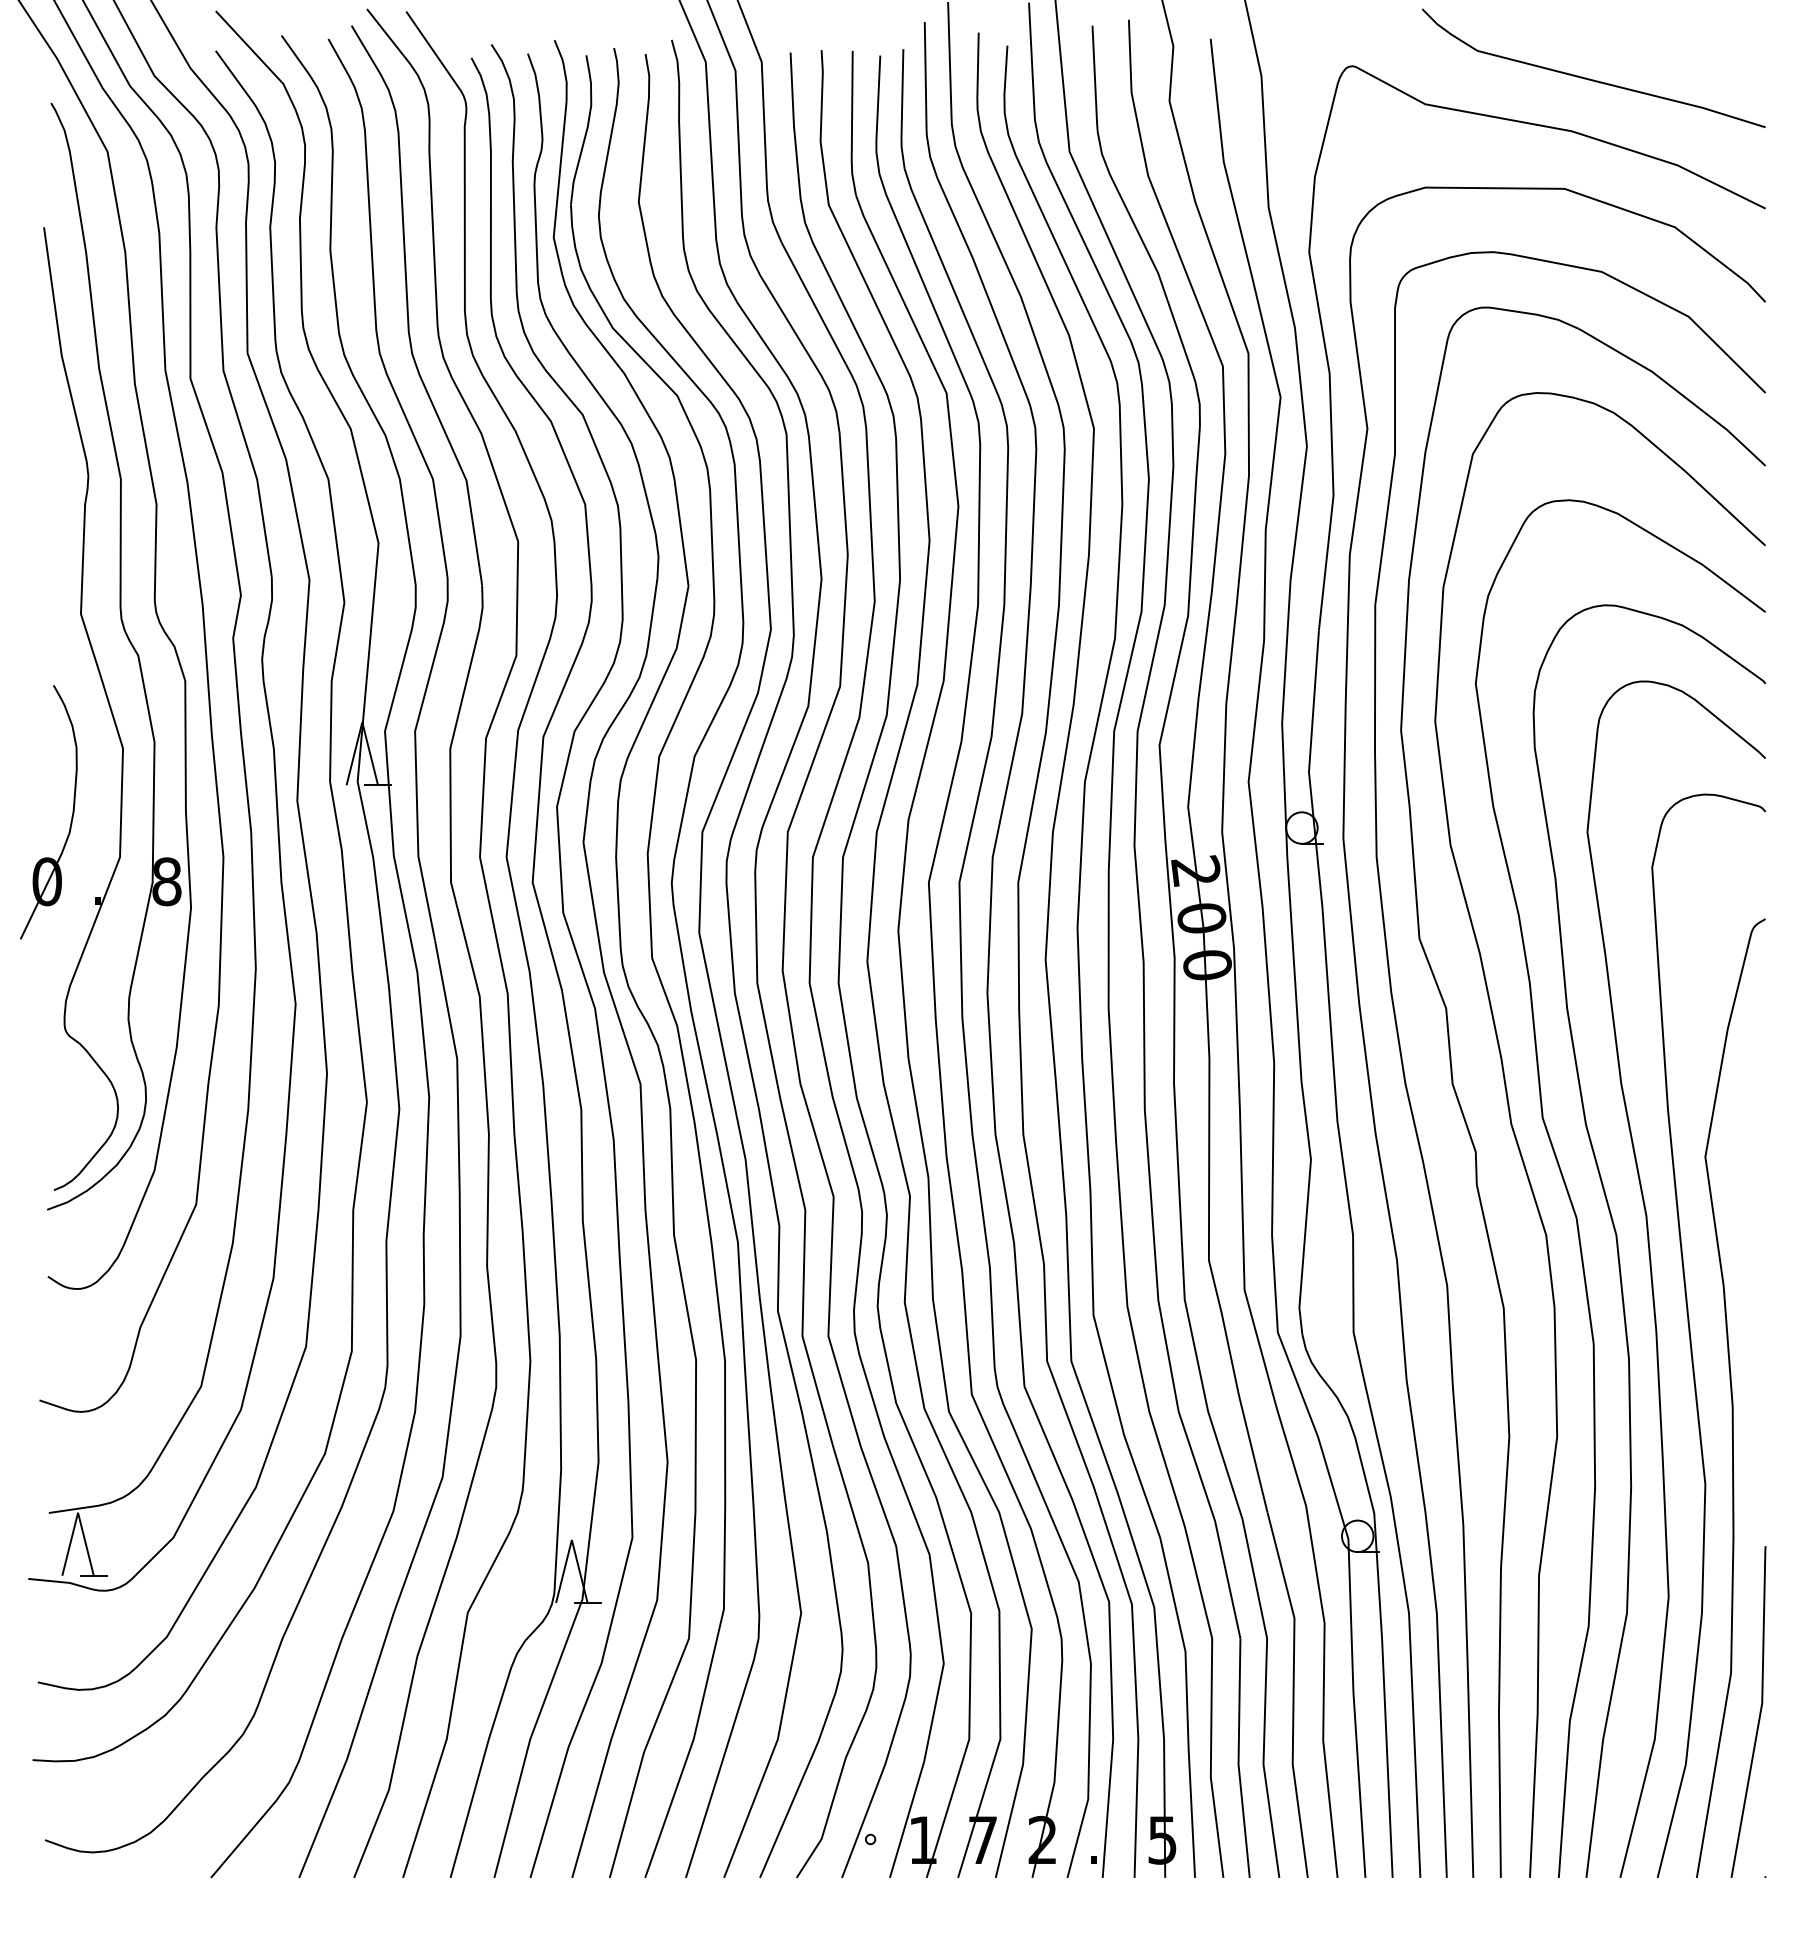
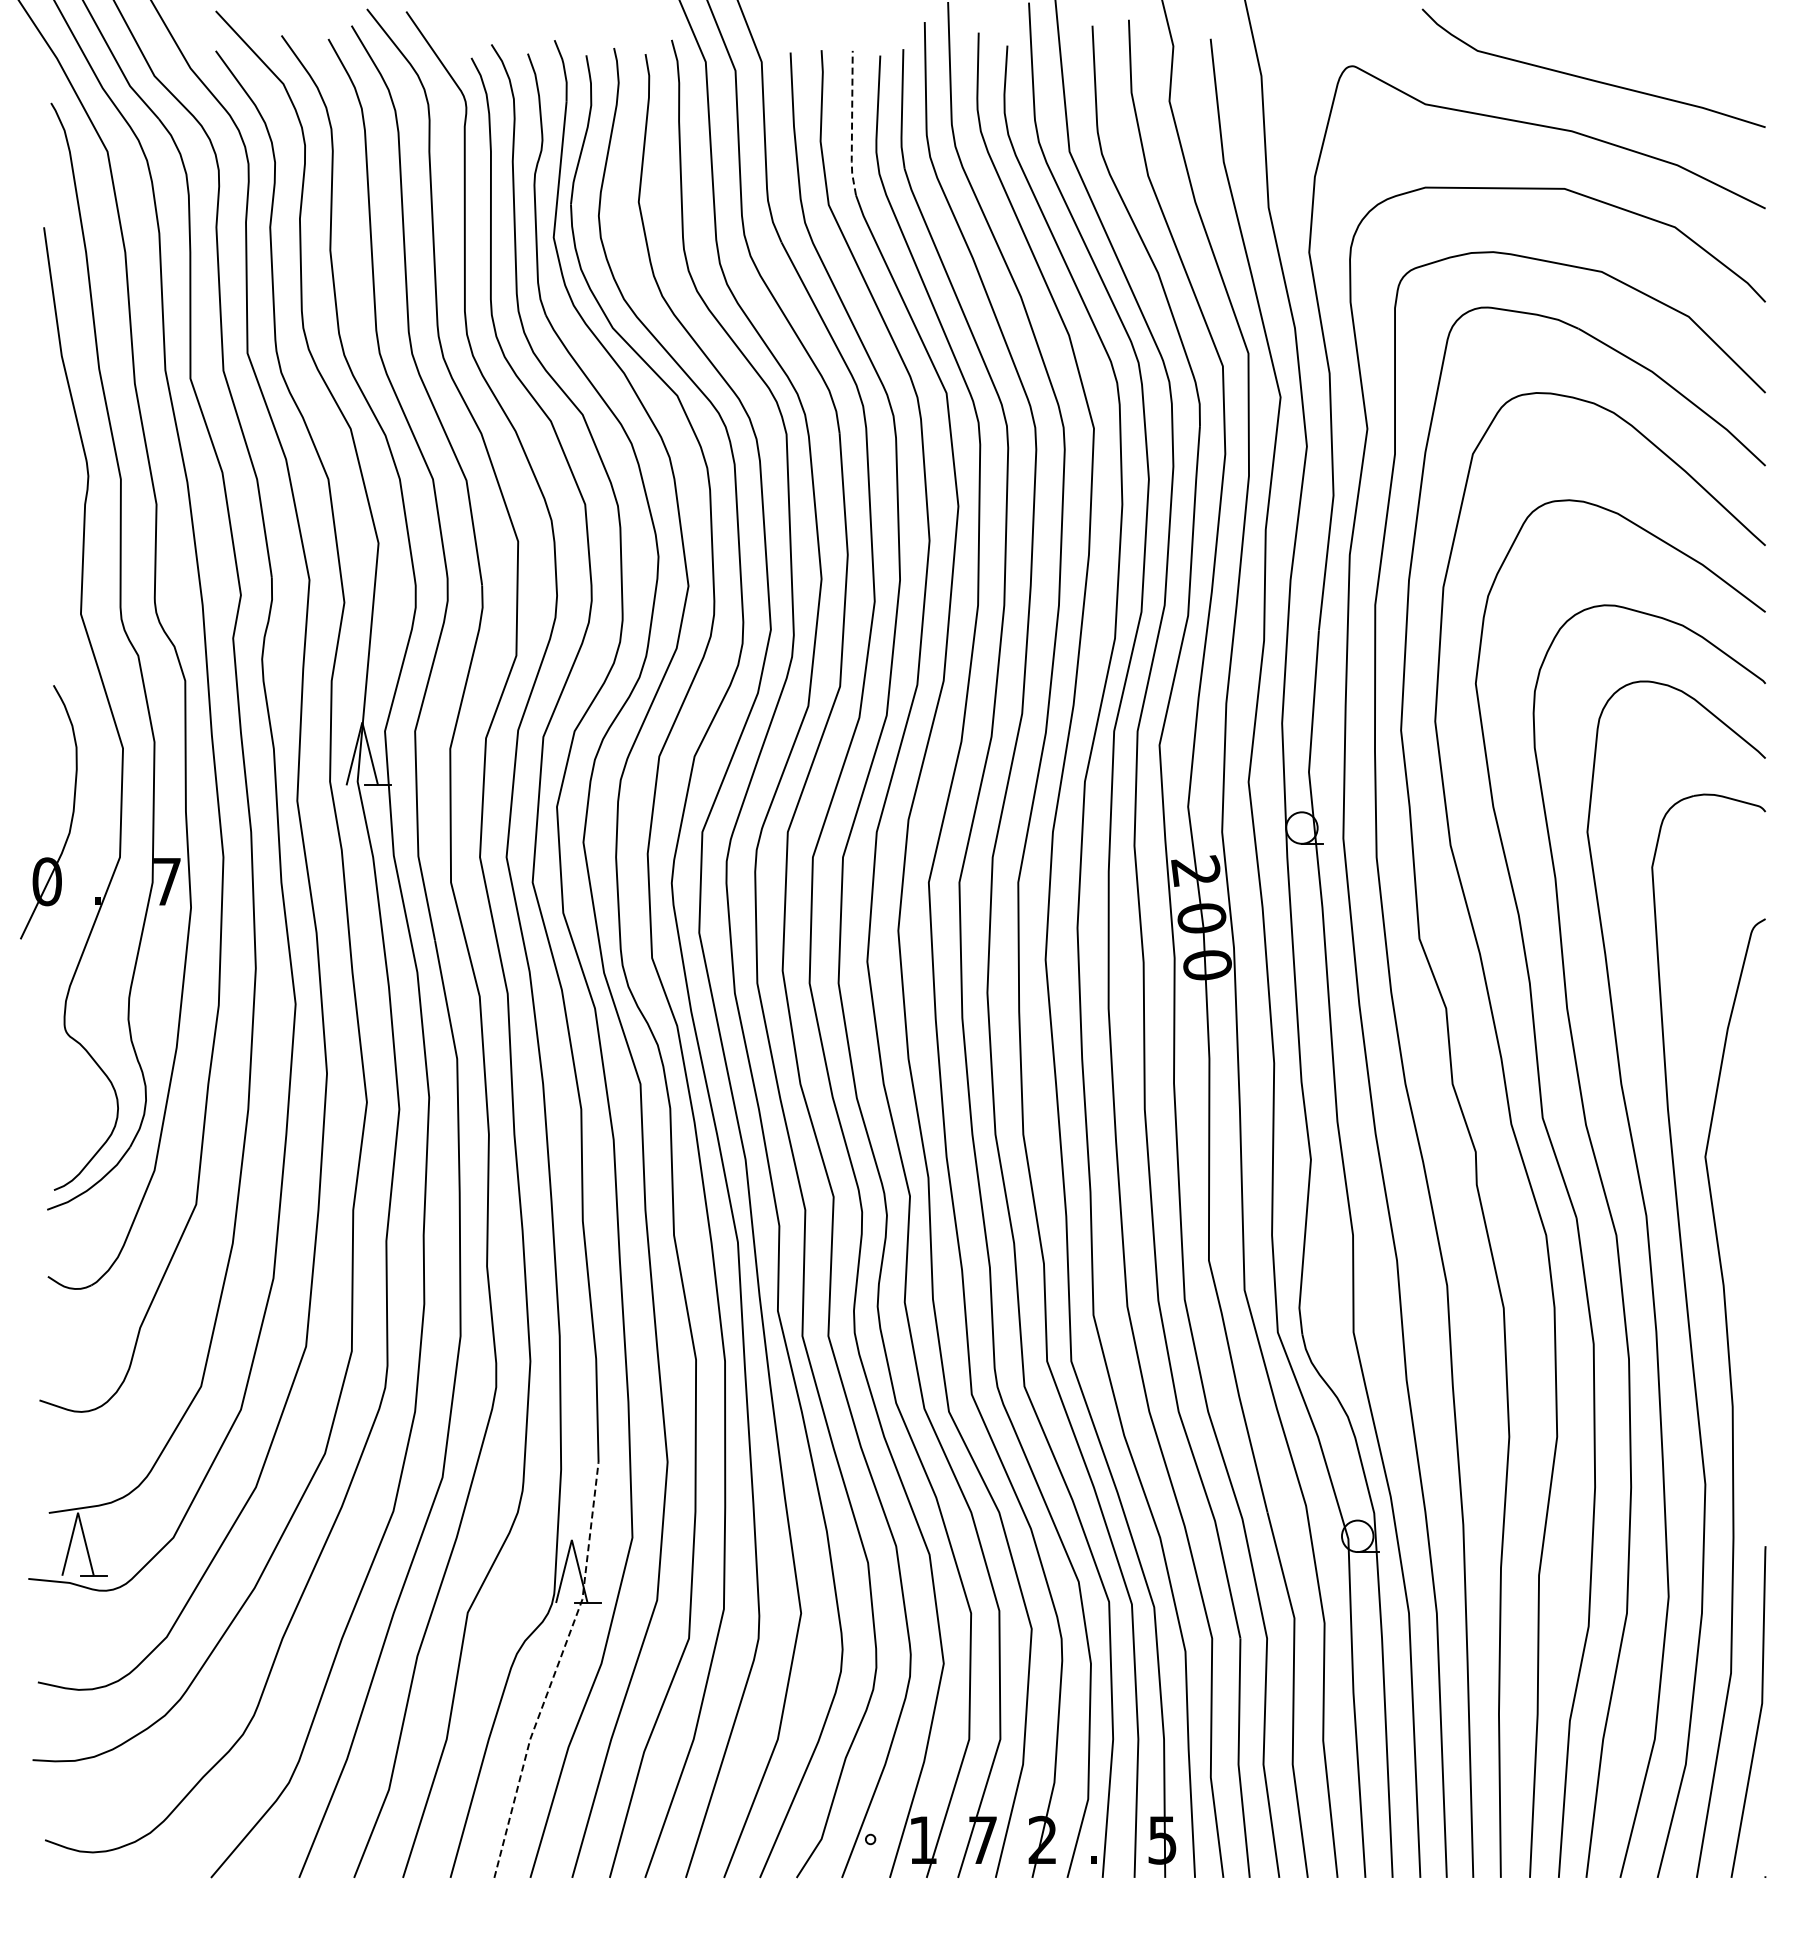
line: solid -> dashed (852, 124)
text: 8 -> 7 (166, 881)
line: solid -> dashed (555, 1671)
